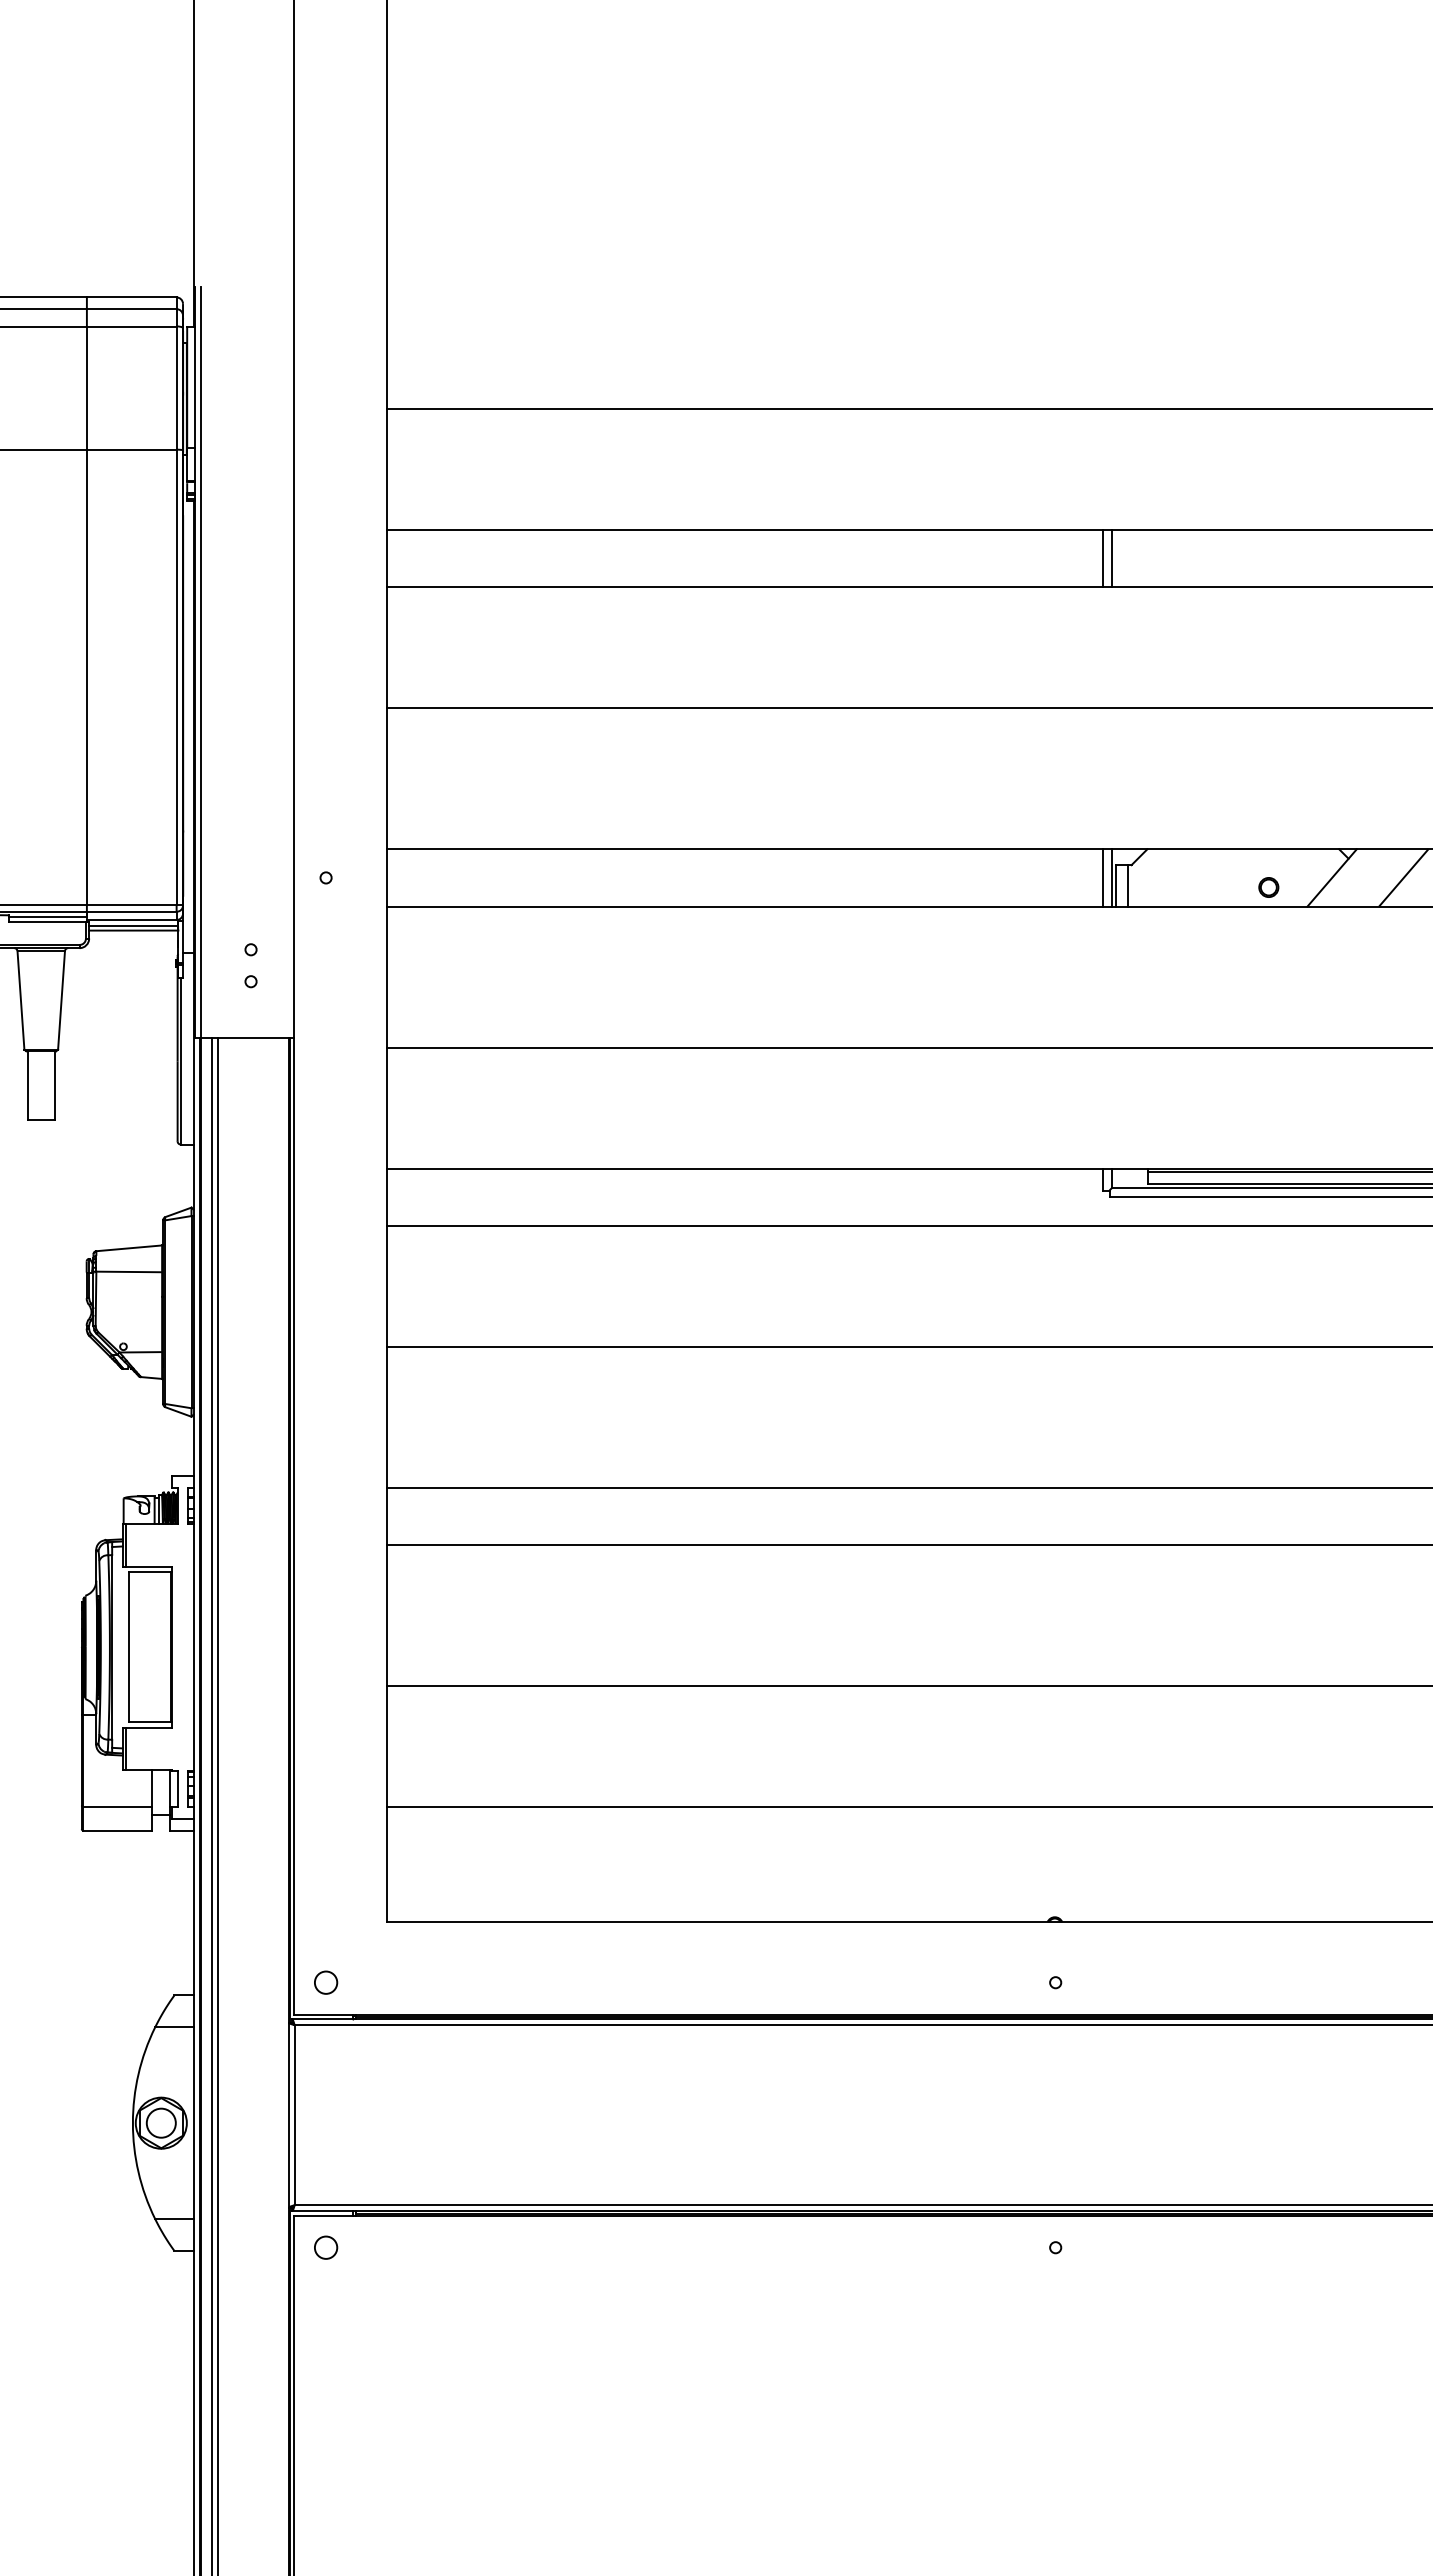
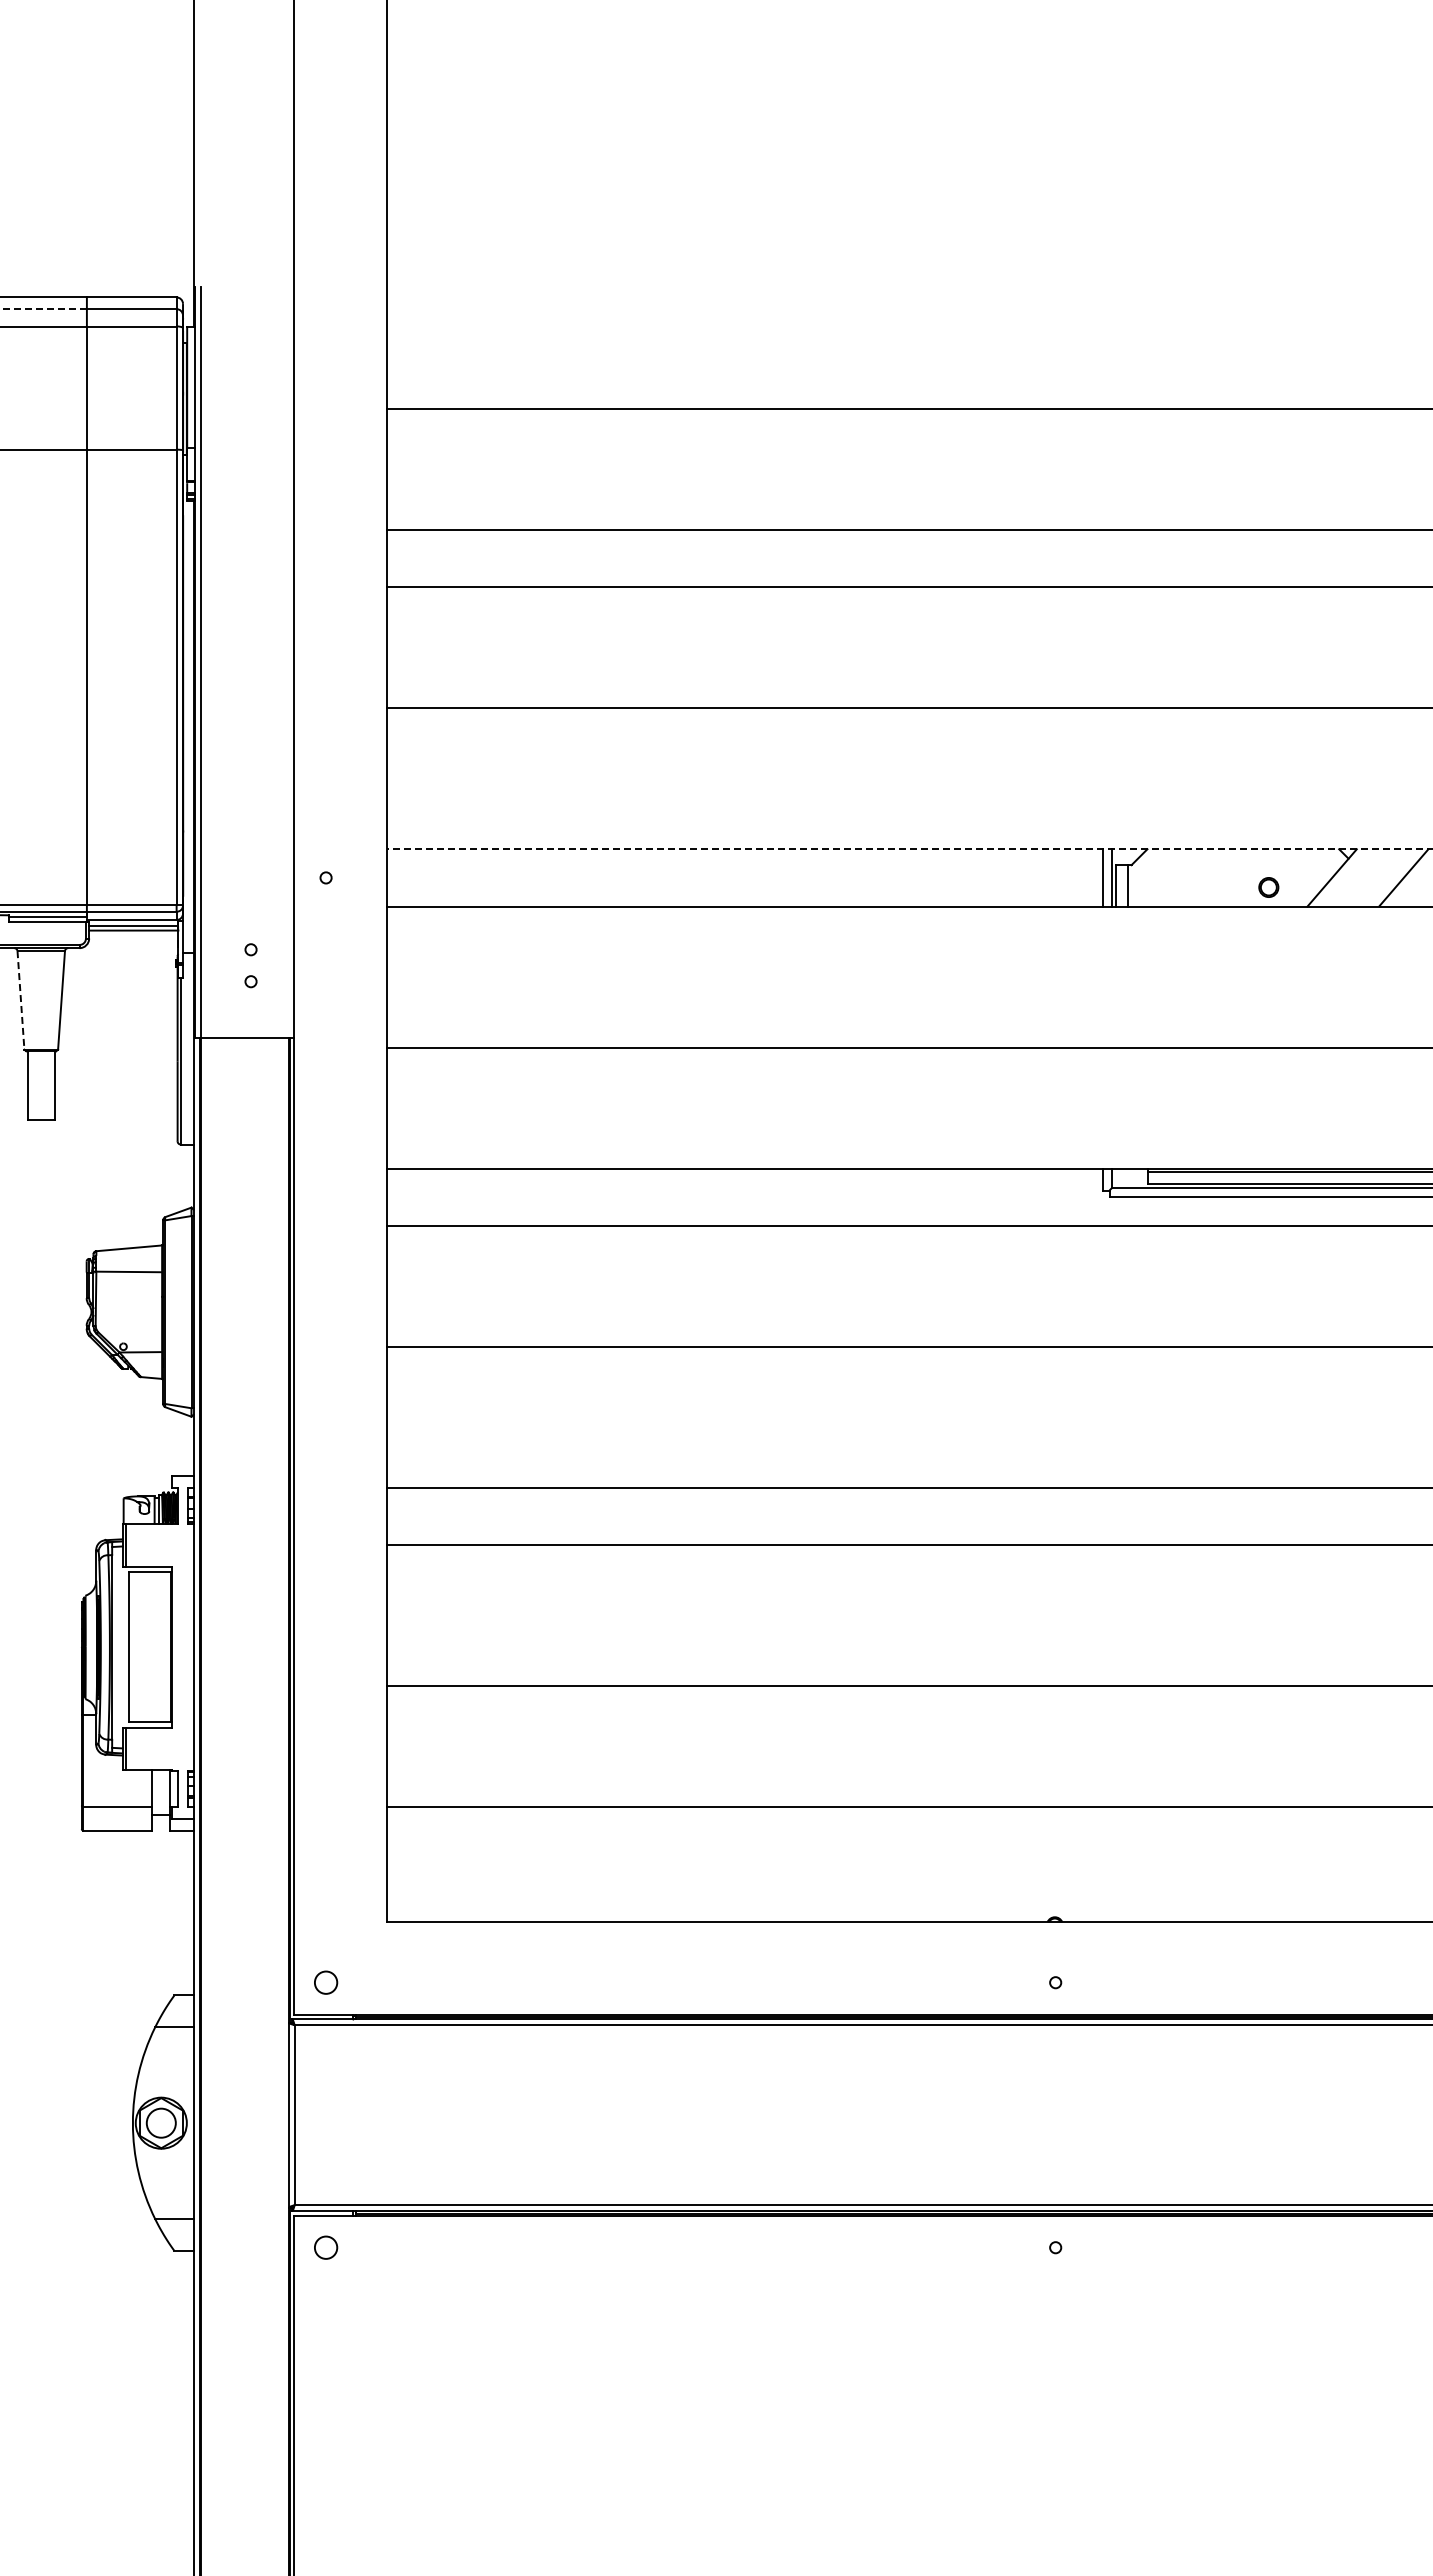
line: solid -> dashed (43, 309)
line: present -> none (1102, 558)
line: present -> none (1112, 558)
line: solid -> dashed (909, 849)
line: solid -> dashed (21, 1000)
line: present -> none (211, 1804)
line: present -> none (218, 1804)
